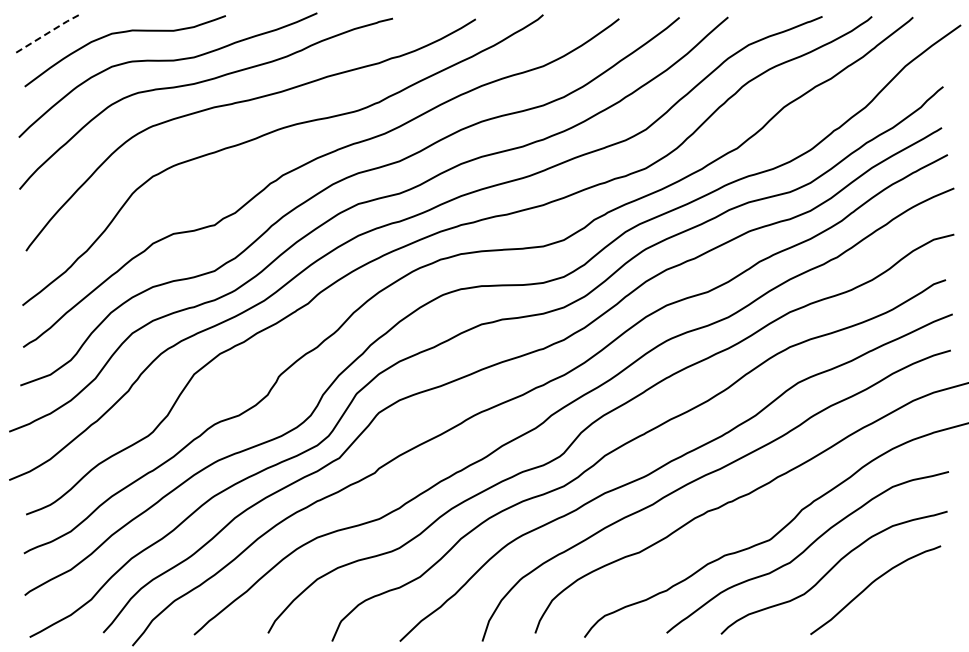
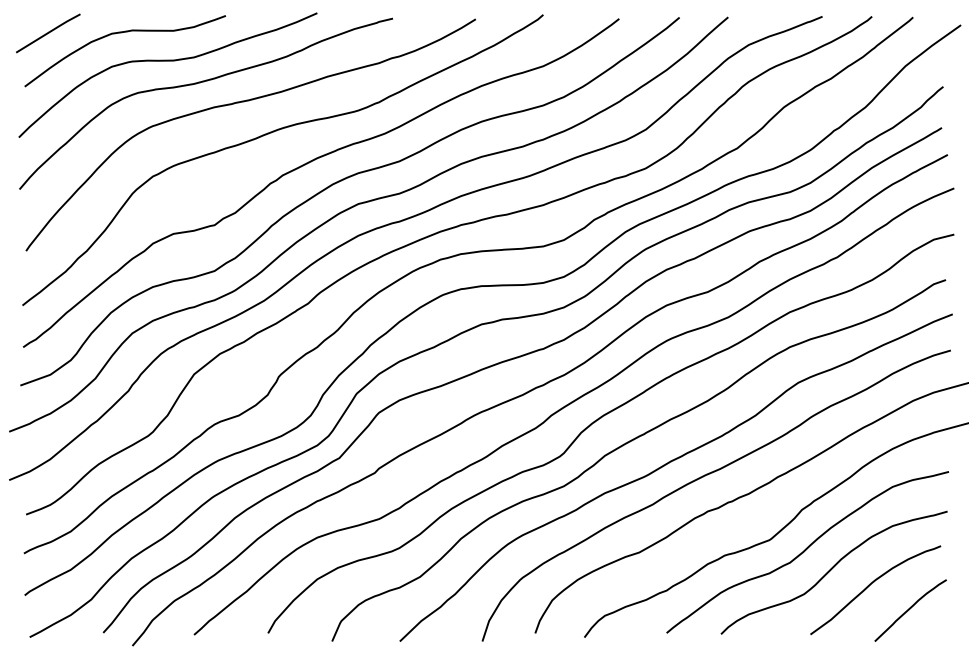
line: dashed -> solid (50, 31)
curve: none -> present (910, 609)
